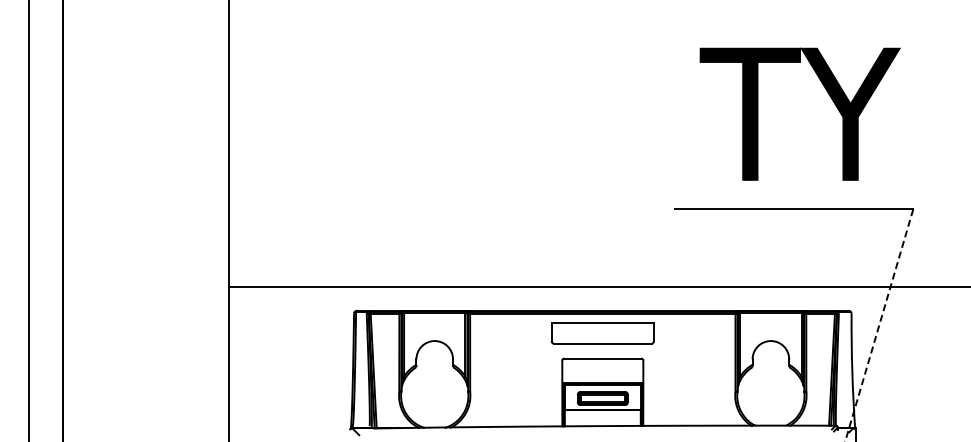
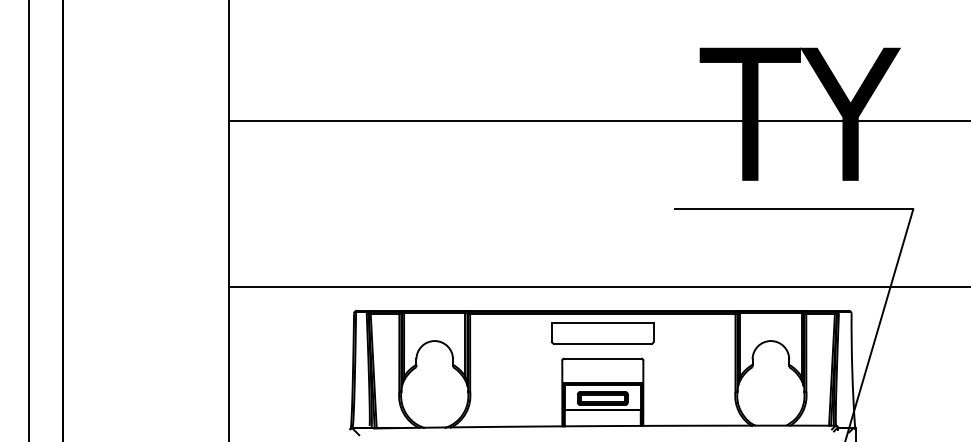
line: none -> present (598, 120)
line: dashed -> solid (879, 325)
